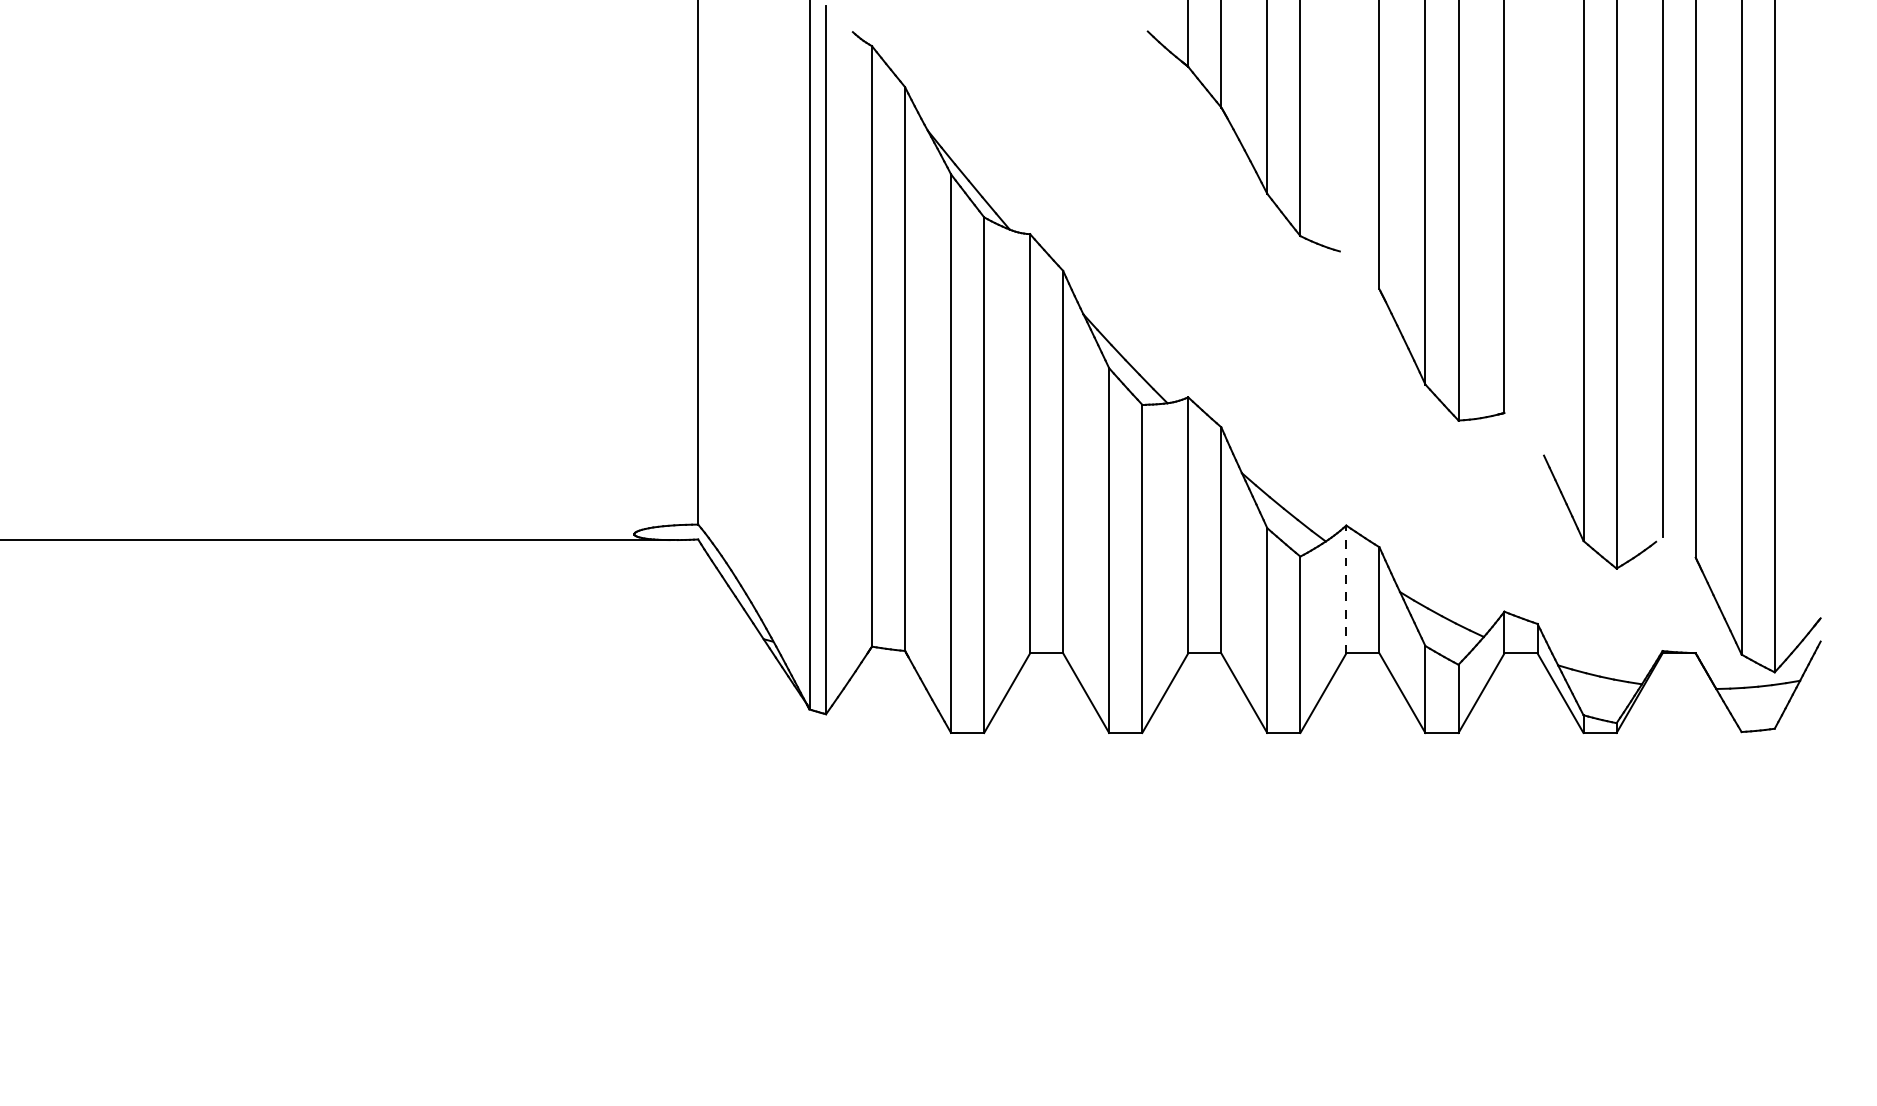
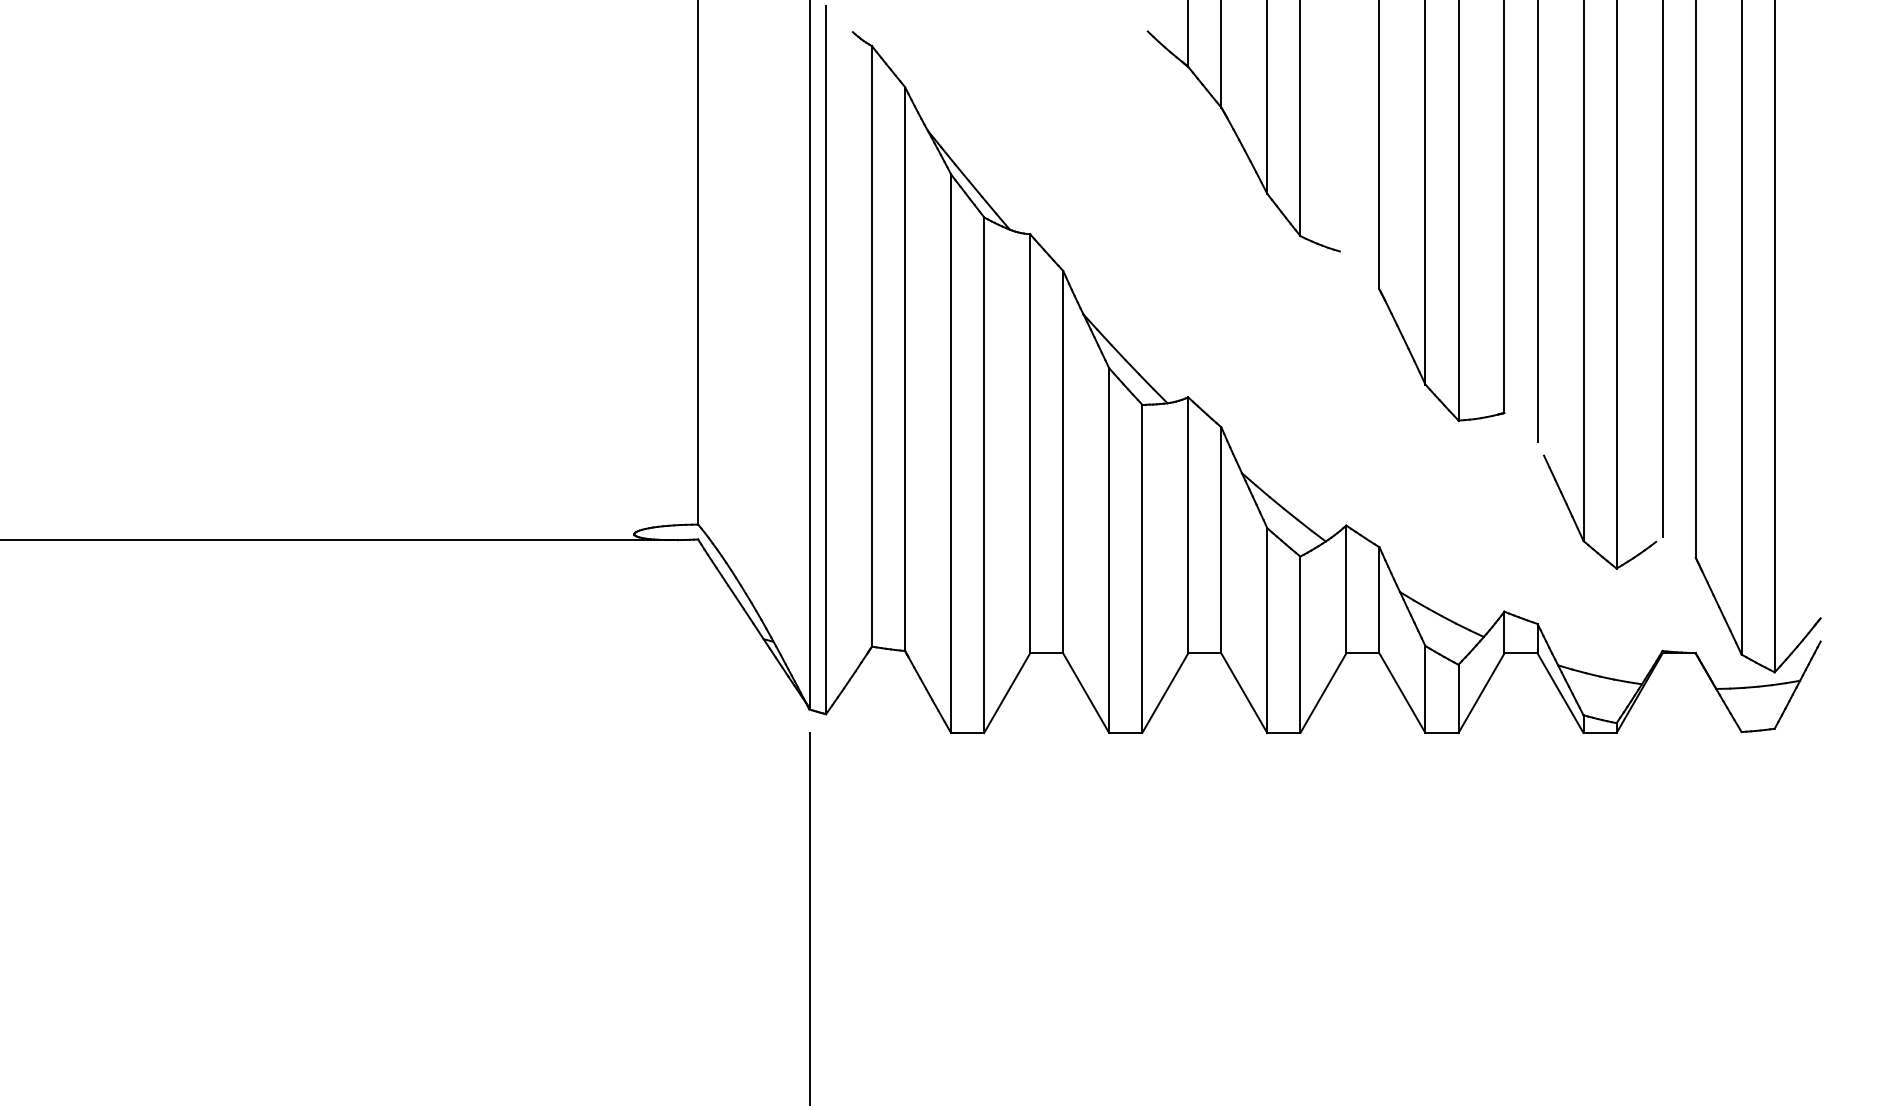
line: none -> present (1537, 222)
line: dashed -> solid (1346, 589)
line: none -> present (809, 917)
